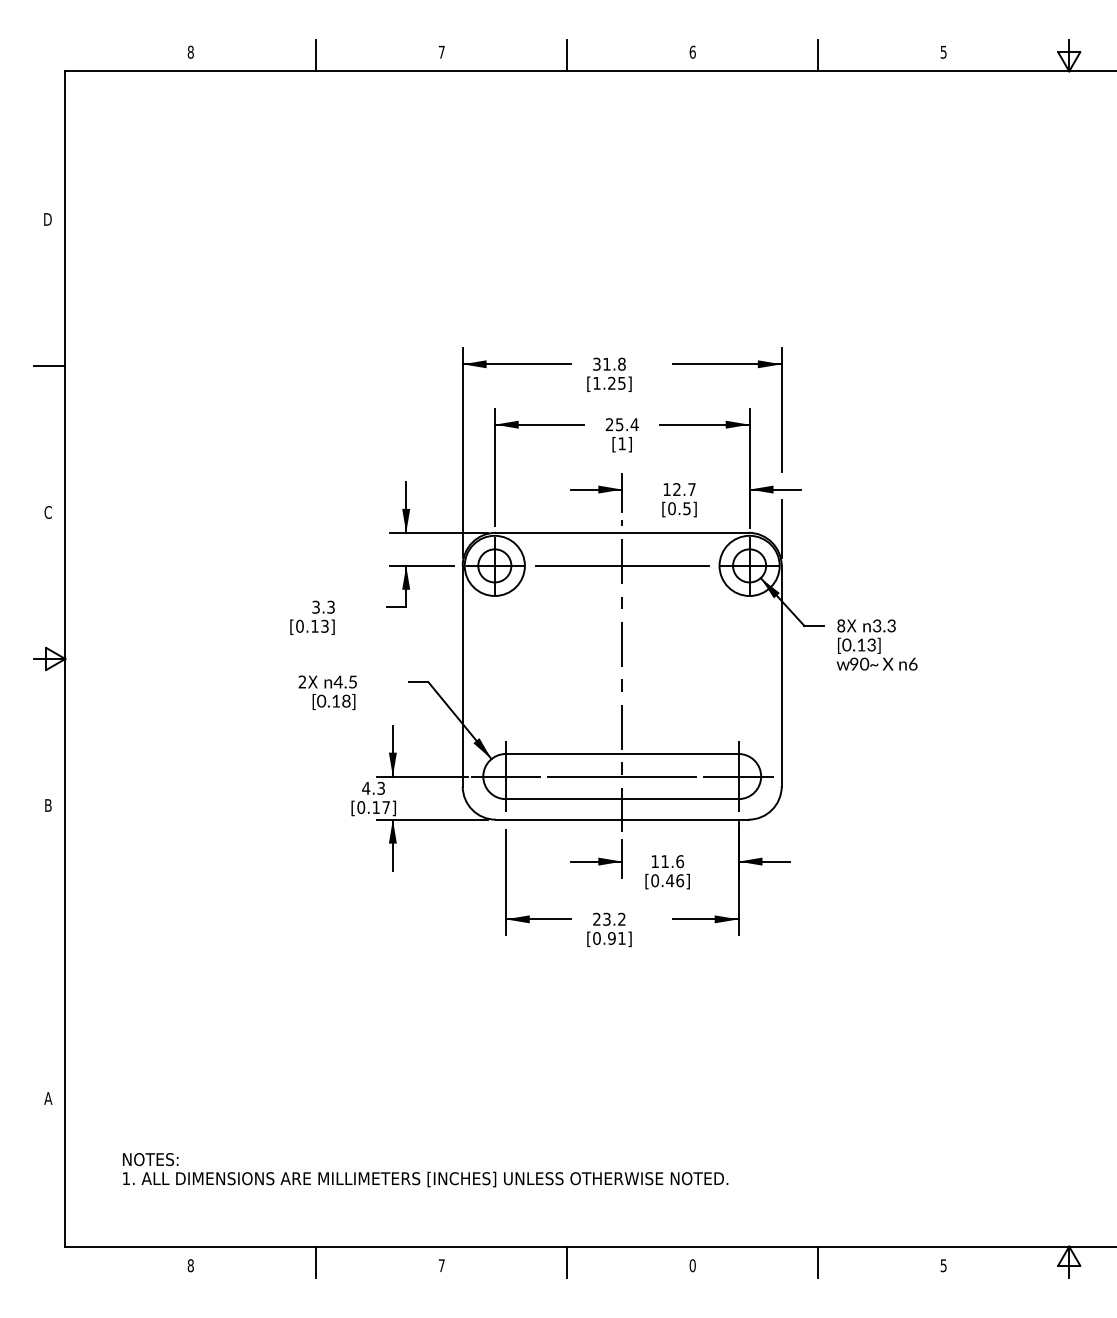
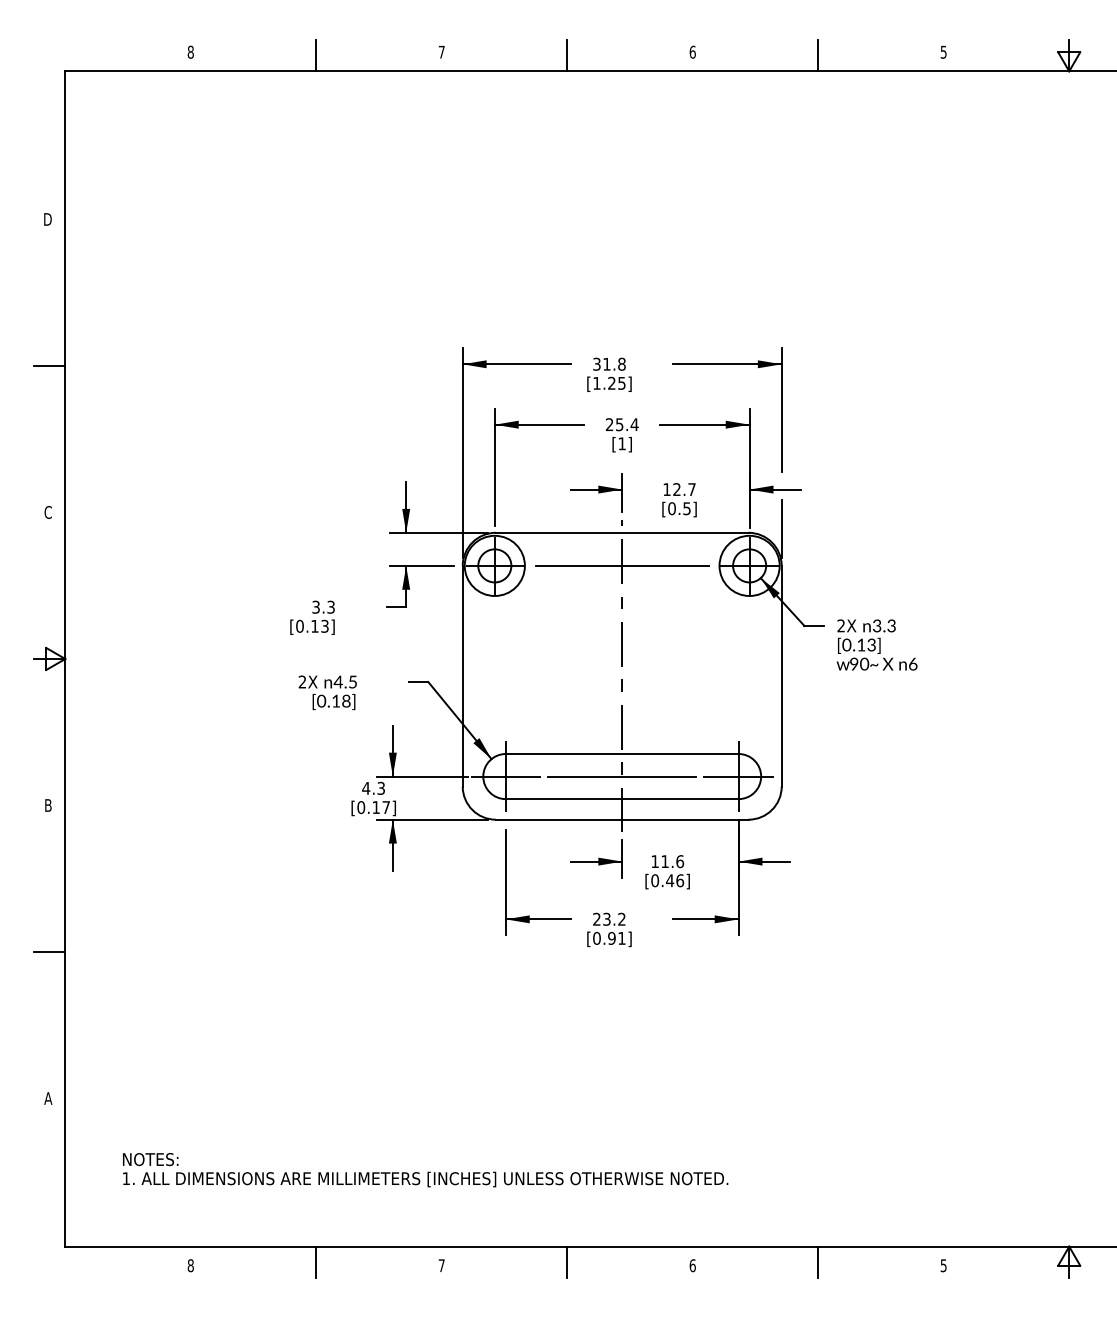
text: 8X -> 2X (841, 625)
line: none -> present (49, 952)
text: 0 -> 6 (692, 1265)
